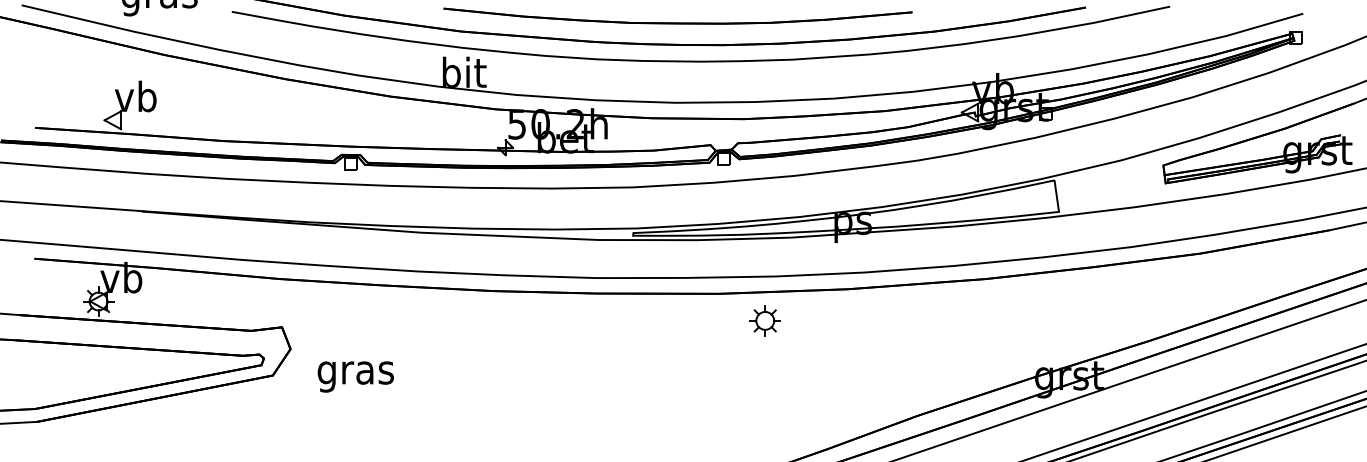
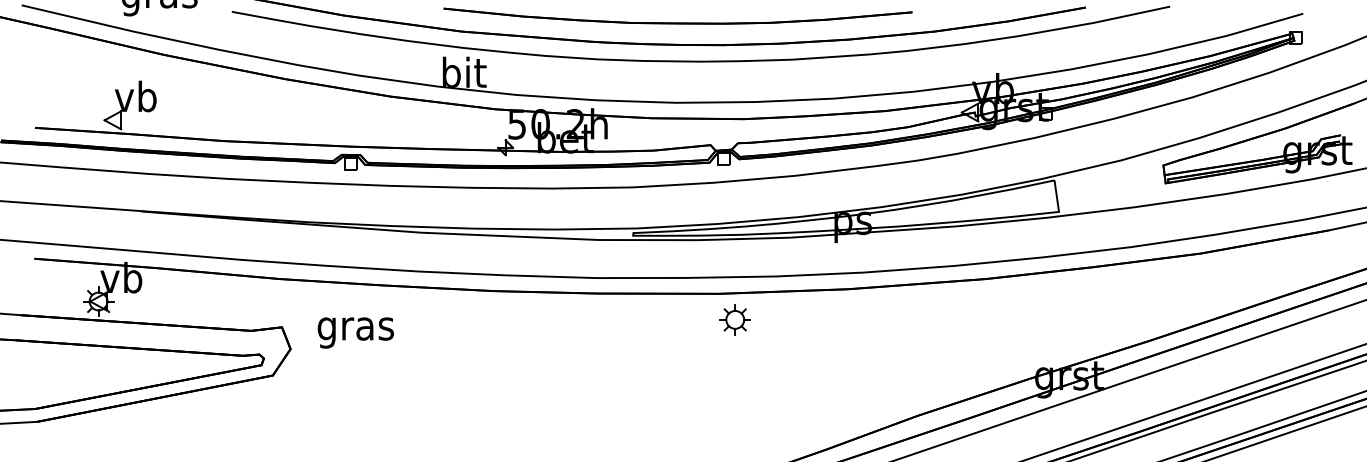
part position: (764, 320) -> (734, 319) (734, 319)
text position: (355, 376) -> (355, 332) (355, 332)
